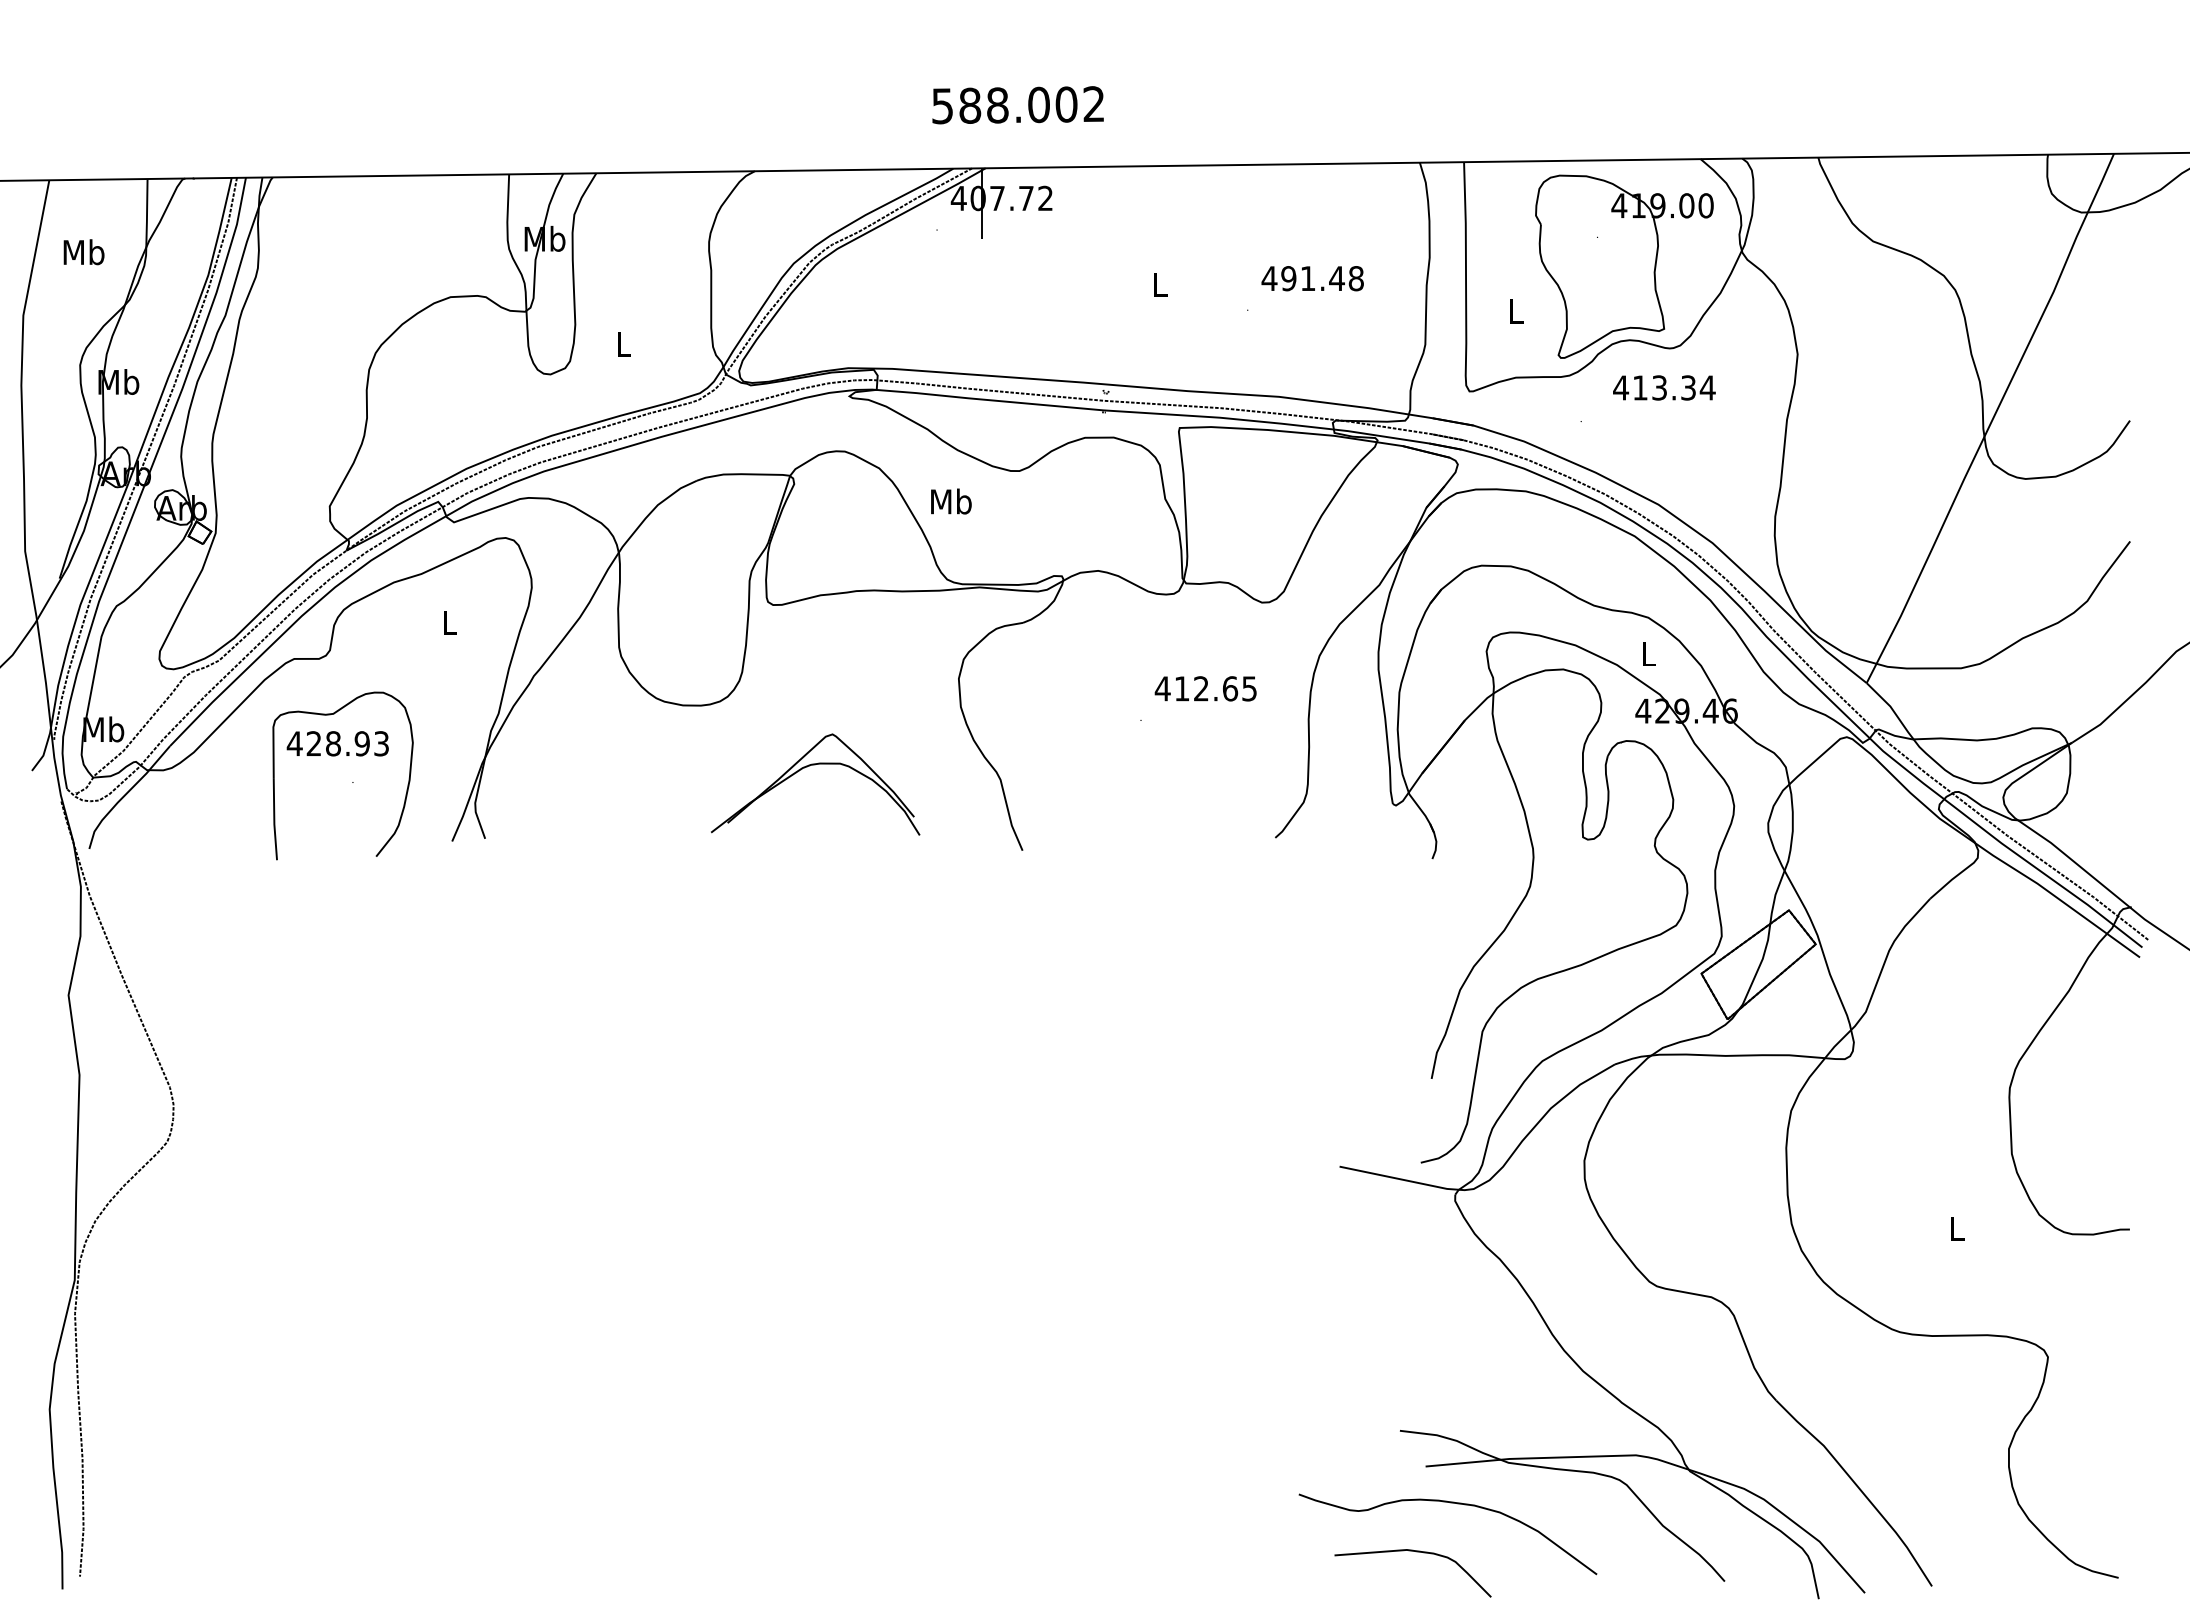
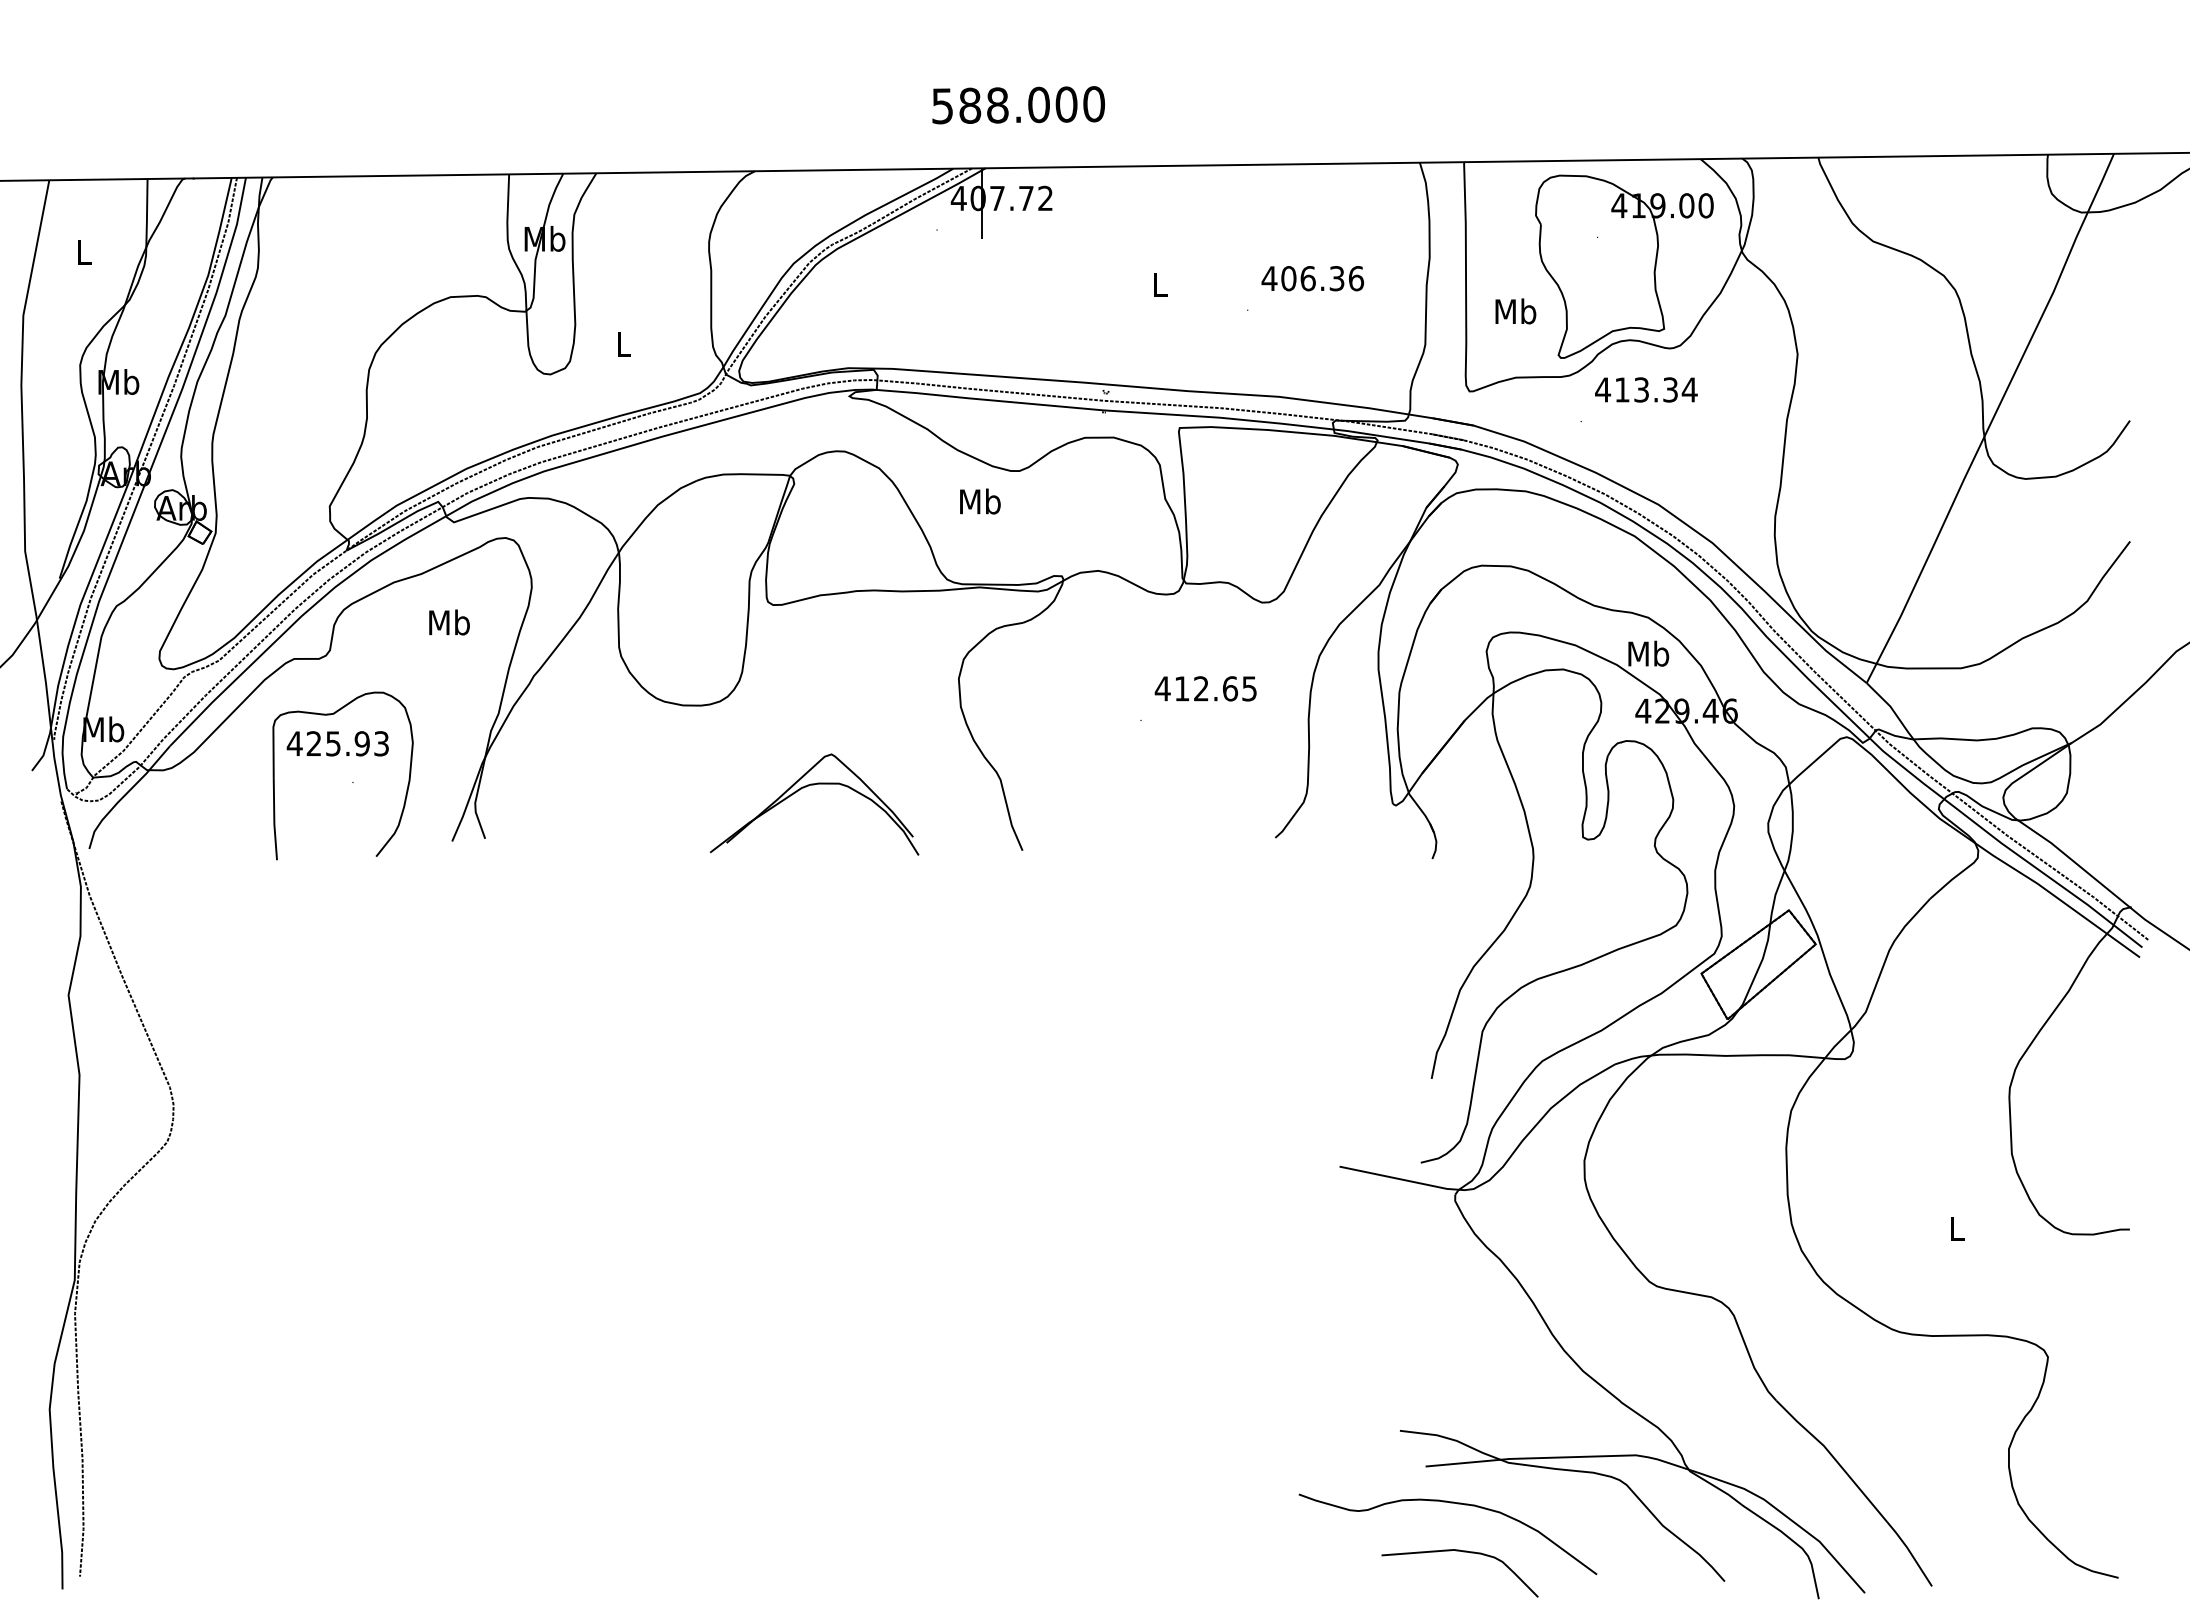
text: 588.002 -> 588.000 (1094, 104)
text: Mb -> L (83, 252)
text: 491.48 -> 406.36 (1322, 278)
text: L -> Mb (1515, 311)
text position: (1664, 387) -> (1646, 389) (1646, 389)
text position: (951, 501) -> (980, 501) (980, 501)
text: L -> Mb (449, 622)
text: L -> Mb (1648, 653)
text: 428.93 -> 425.93 (333, 743)
part position: (807, 767) -> (806, 787) (806, 787)
curve position: (1416, 1552) -> (1463, 1552) (1463, 1552)
